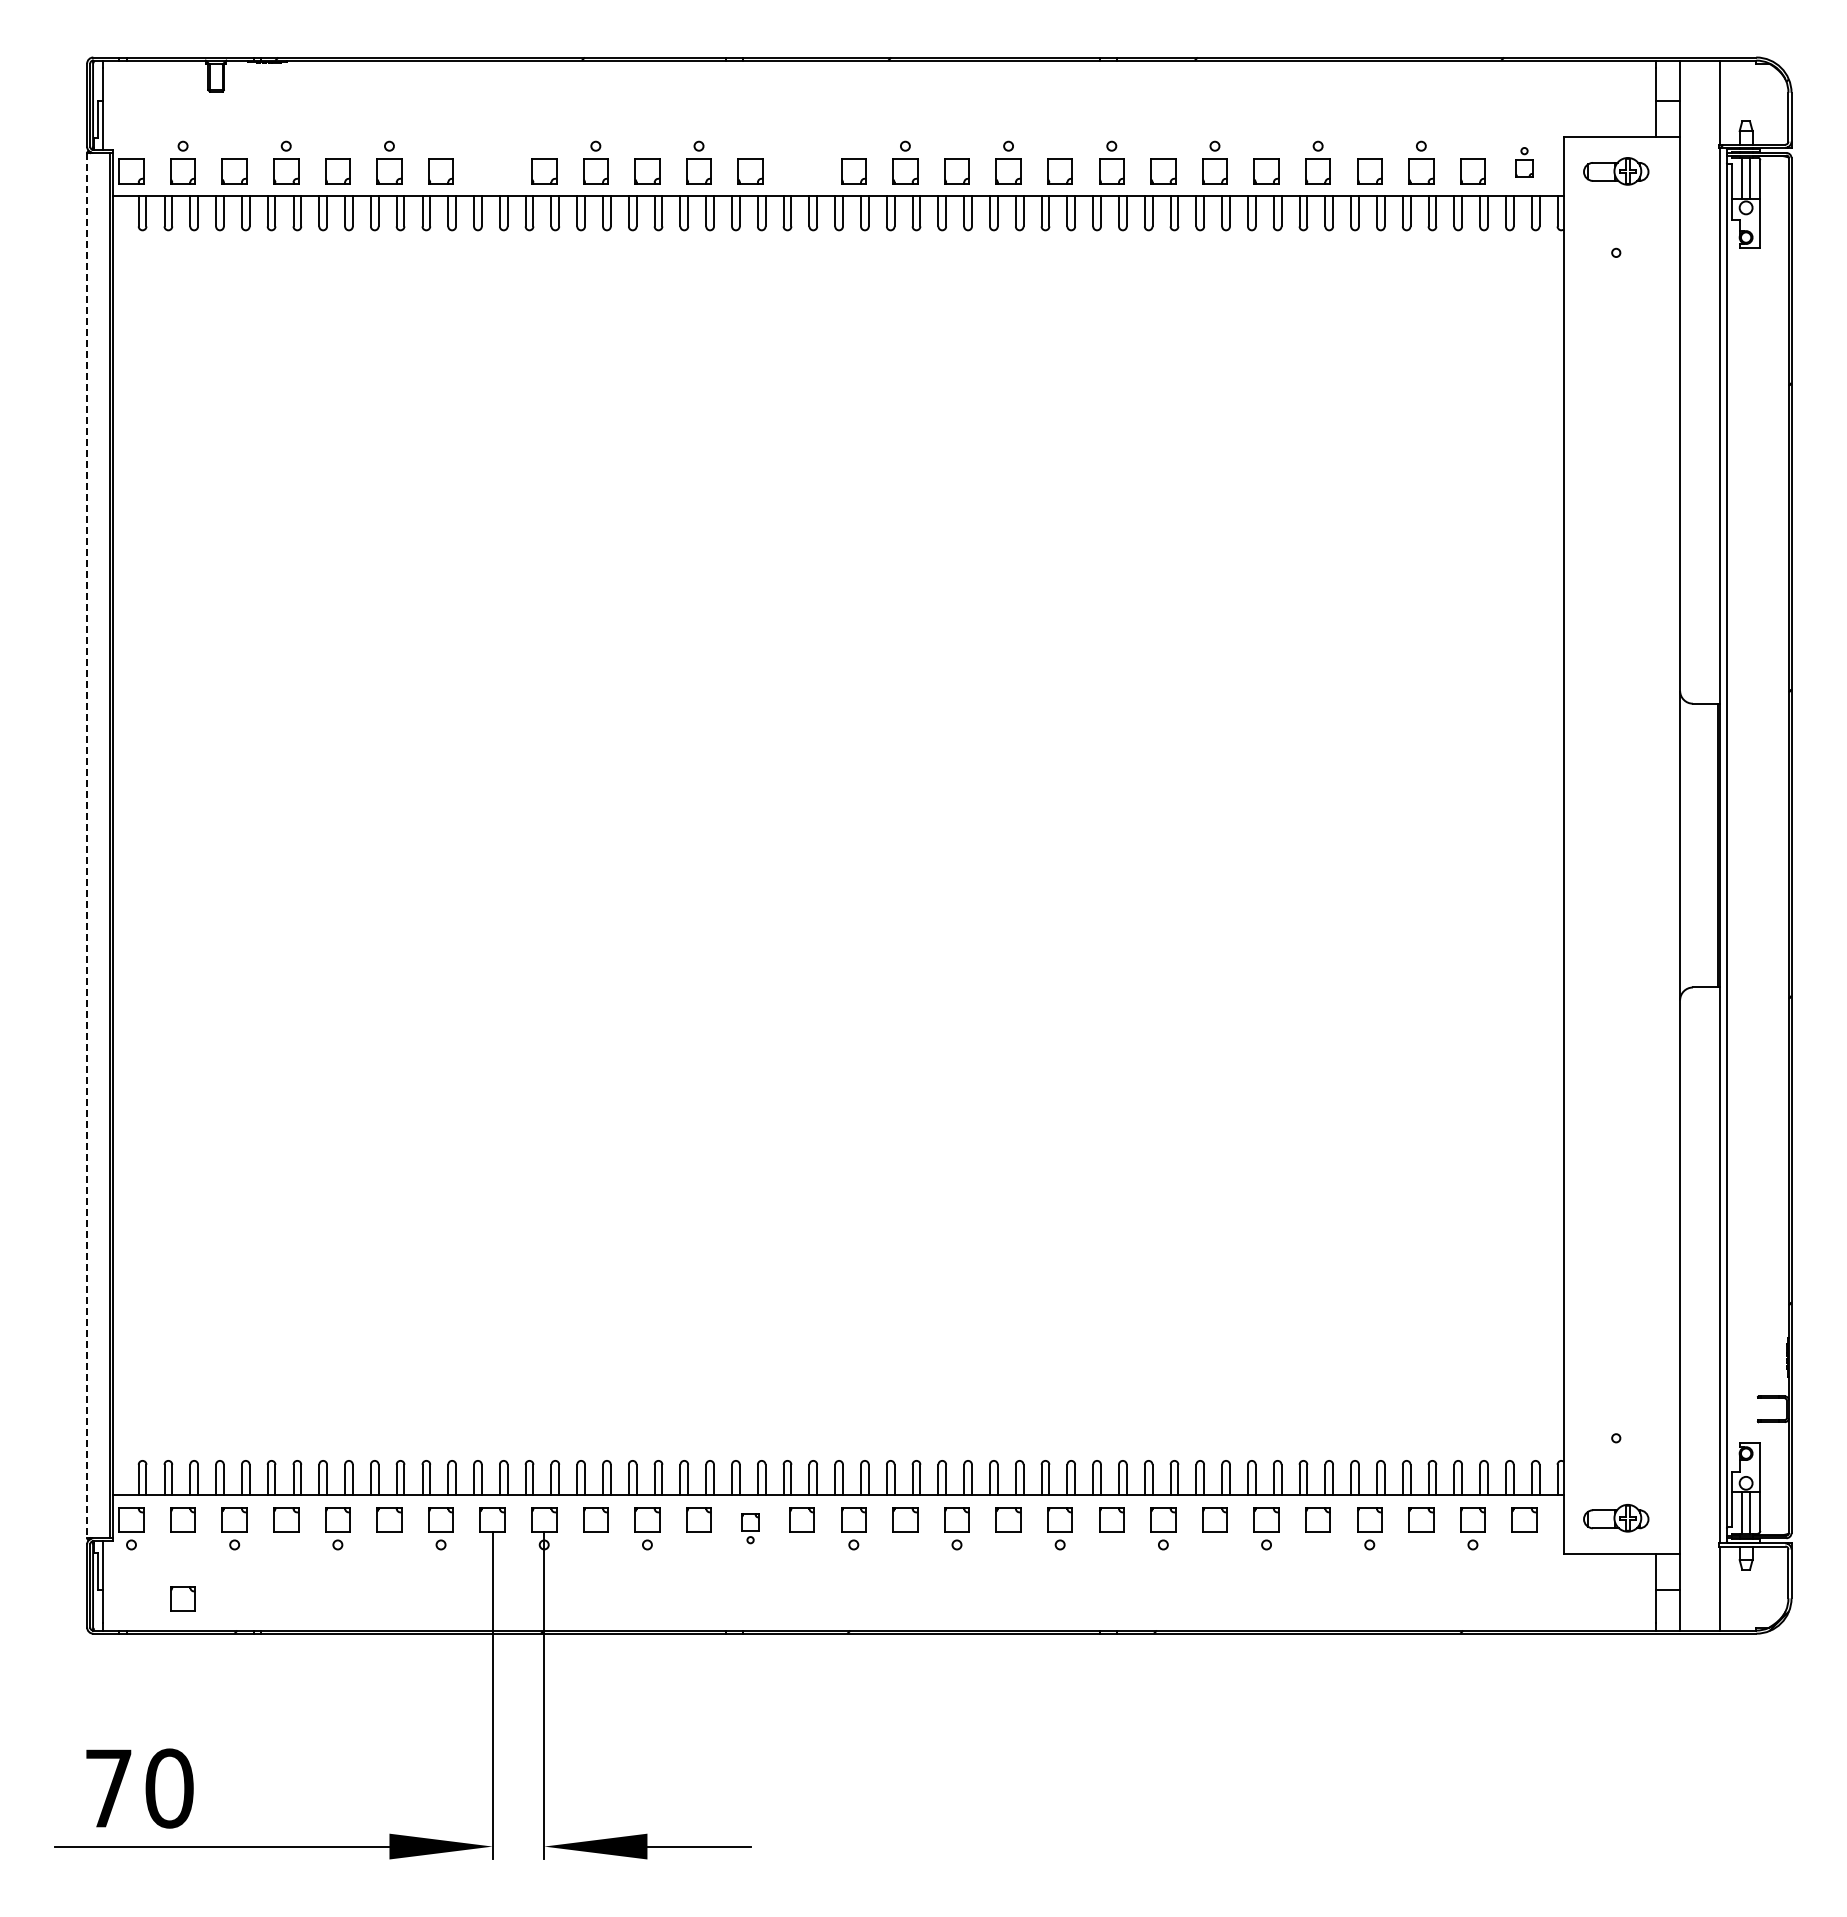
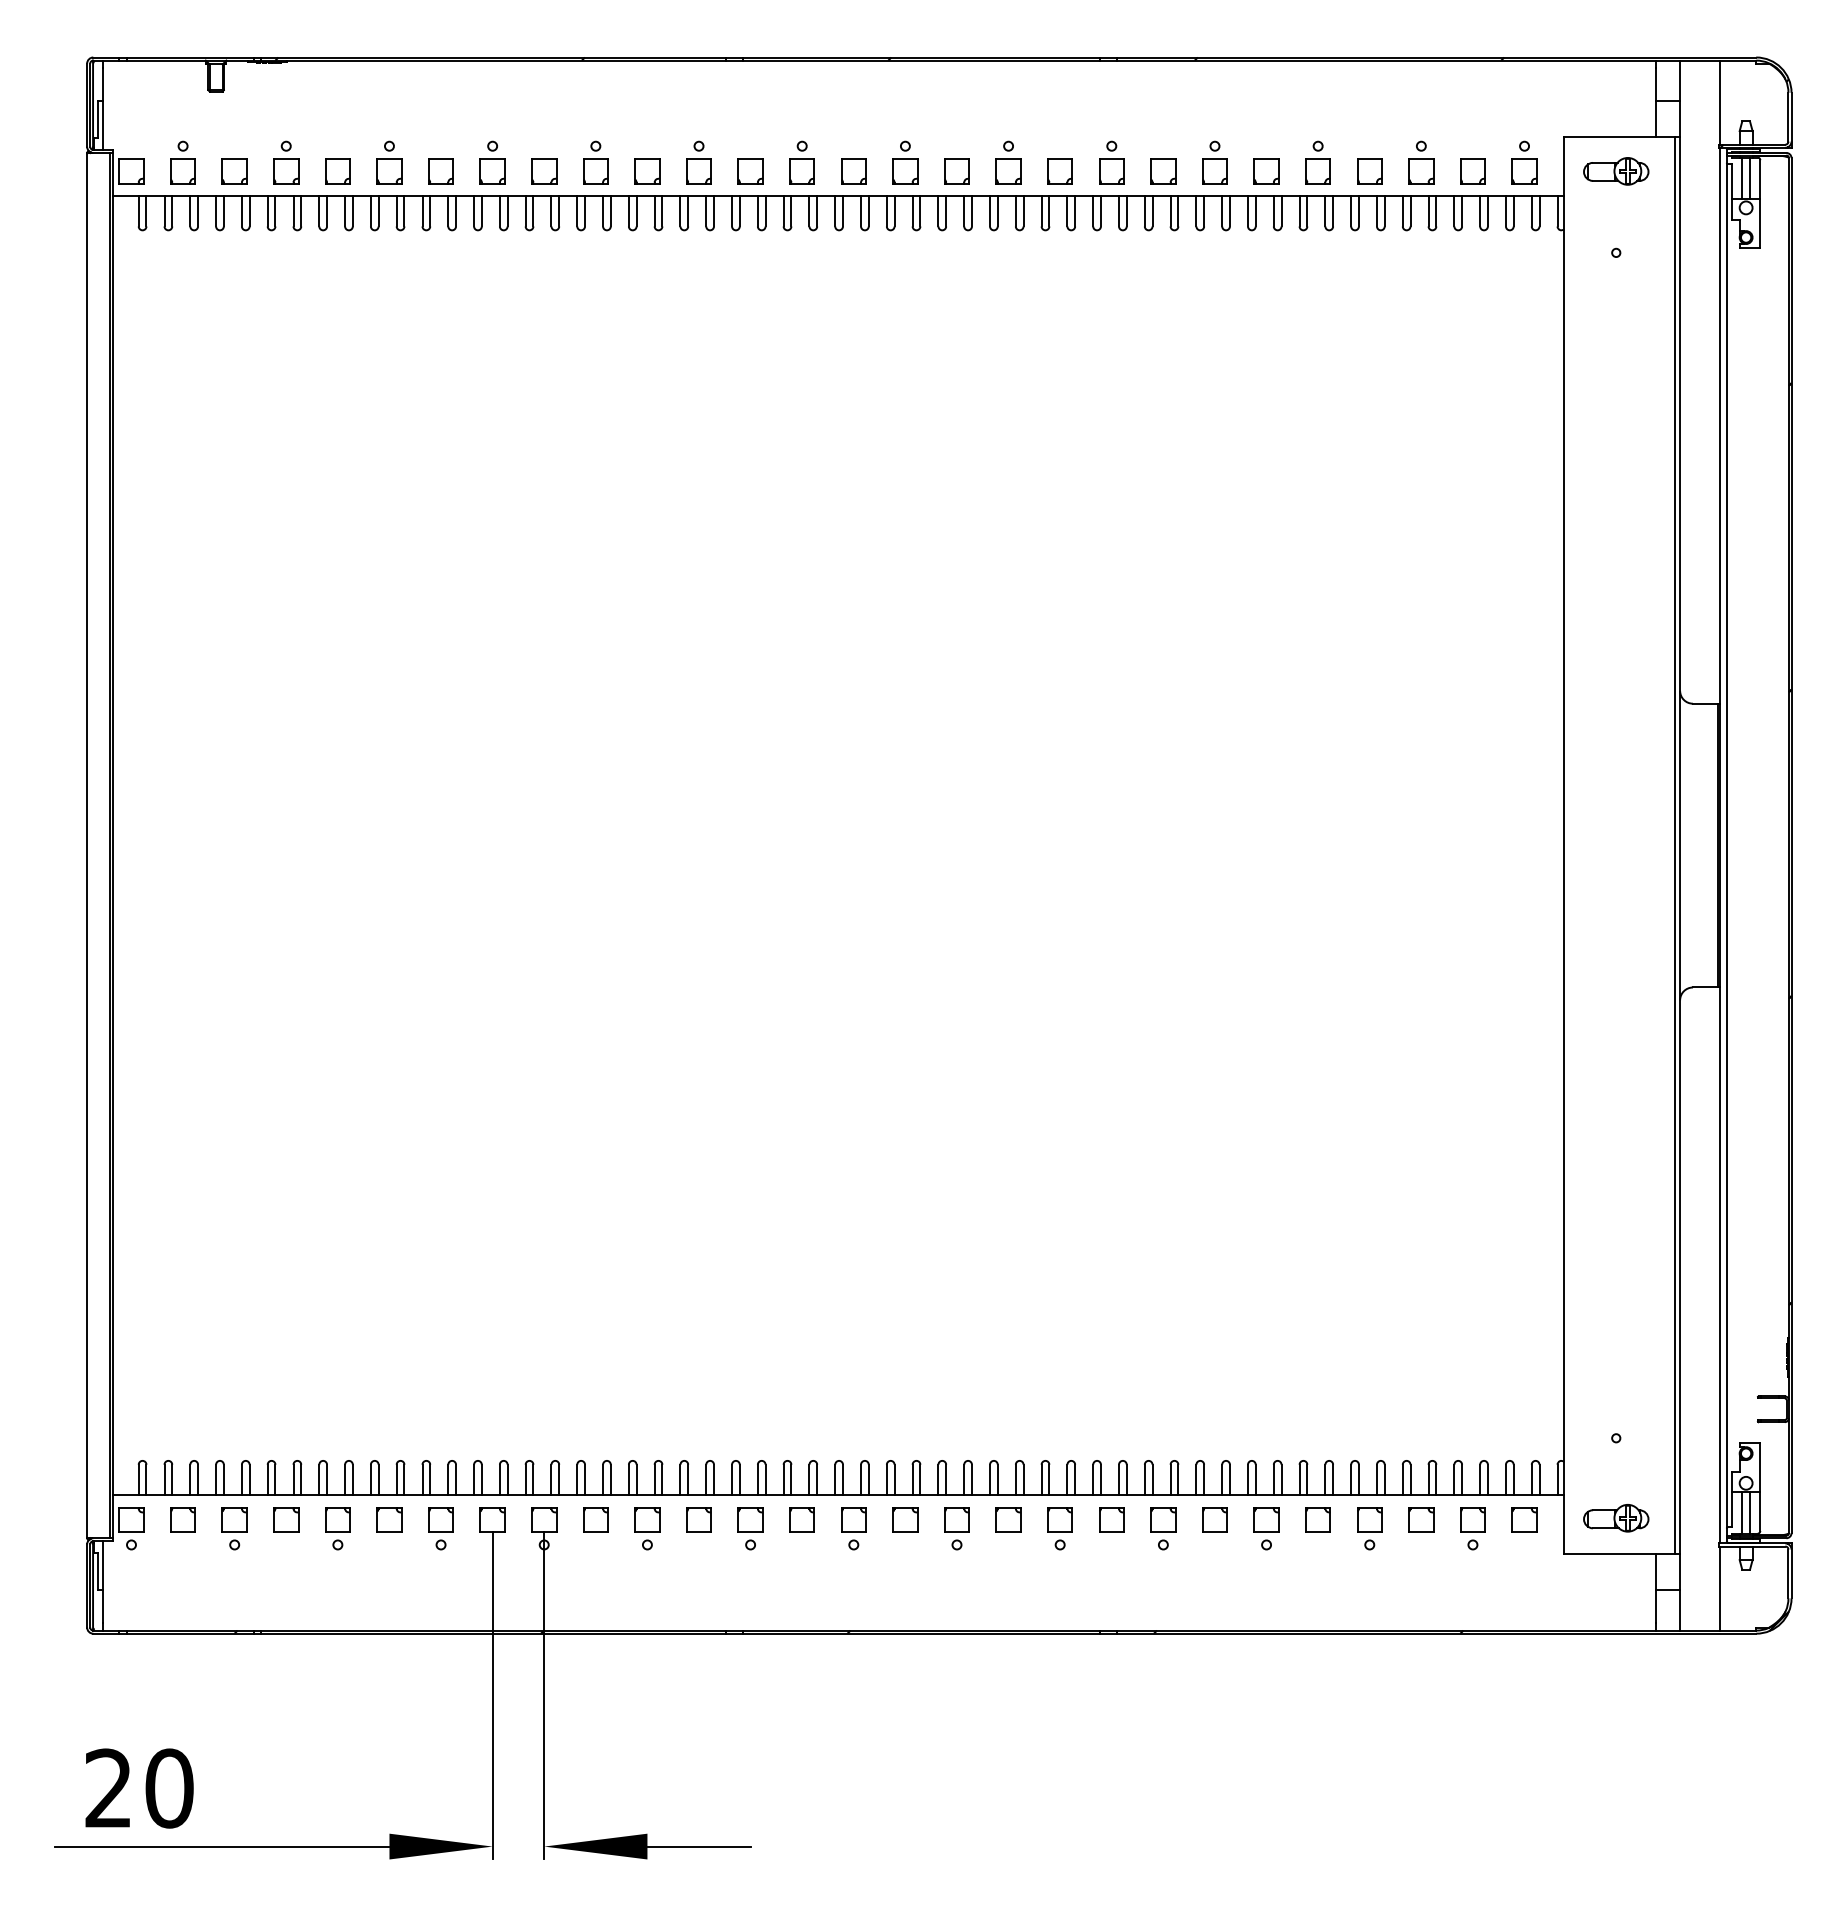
part: none -> present (492, 162)
part: none -> present (801, 162)
part size: 19x31 px -> 27x45 px (1524, 162)
line: dashed -> solid (87, 845)
line: none -> present (1674, 845)
part size: 19x32 px -> 27x44 px (750, 1528)
part: present -> none (182, 1598)
text: 70 -> 20 (108, 1787)
